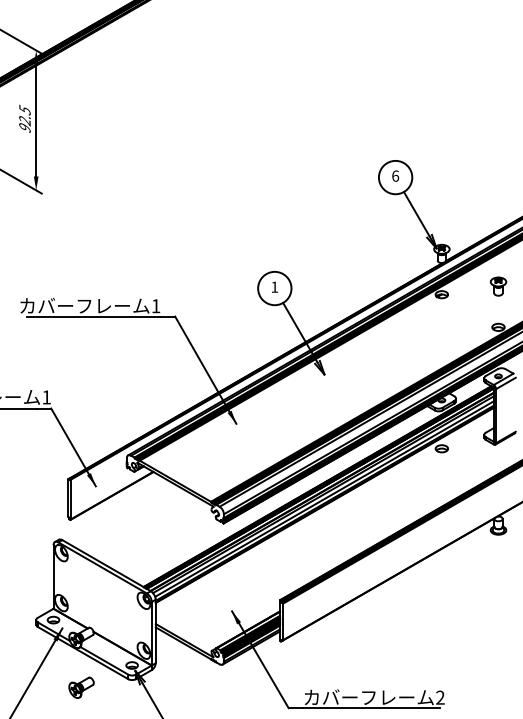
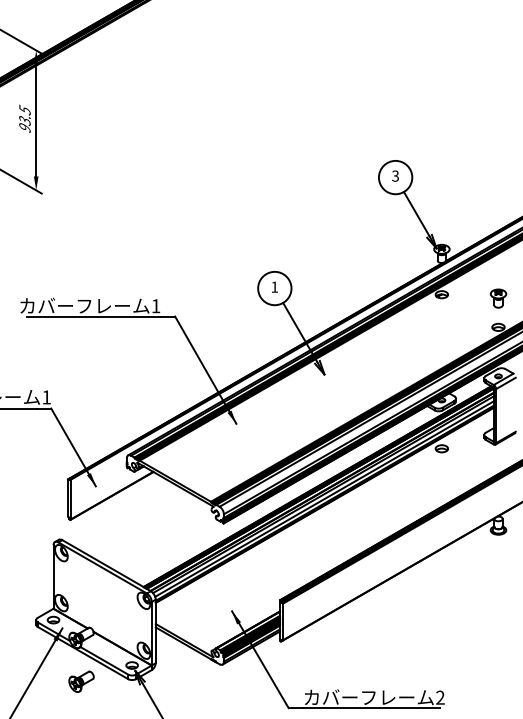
text: 92.5 -> 93.5 (24, 121)
text: 6 -> 3 (395, 175)
part position: (498, 286) -> (498, 298) (498, 298)
part position: (81, 687) -> (81, 681) (81, 681)
